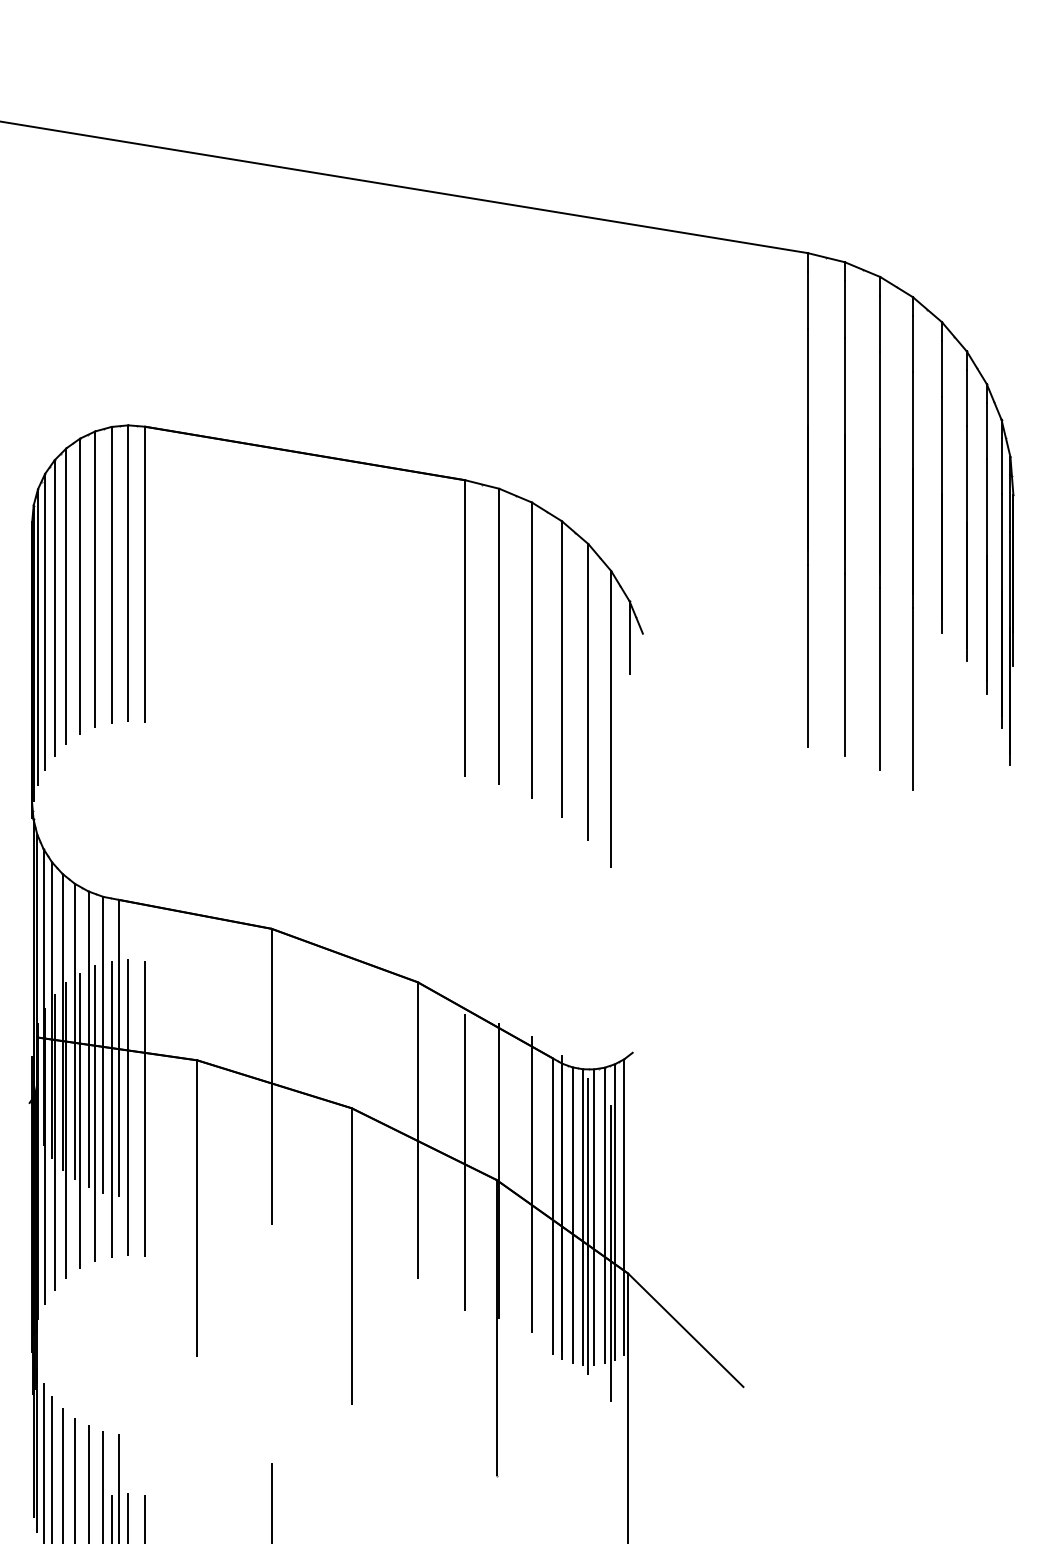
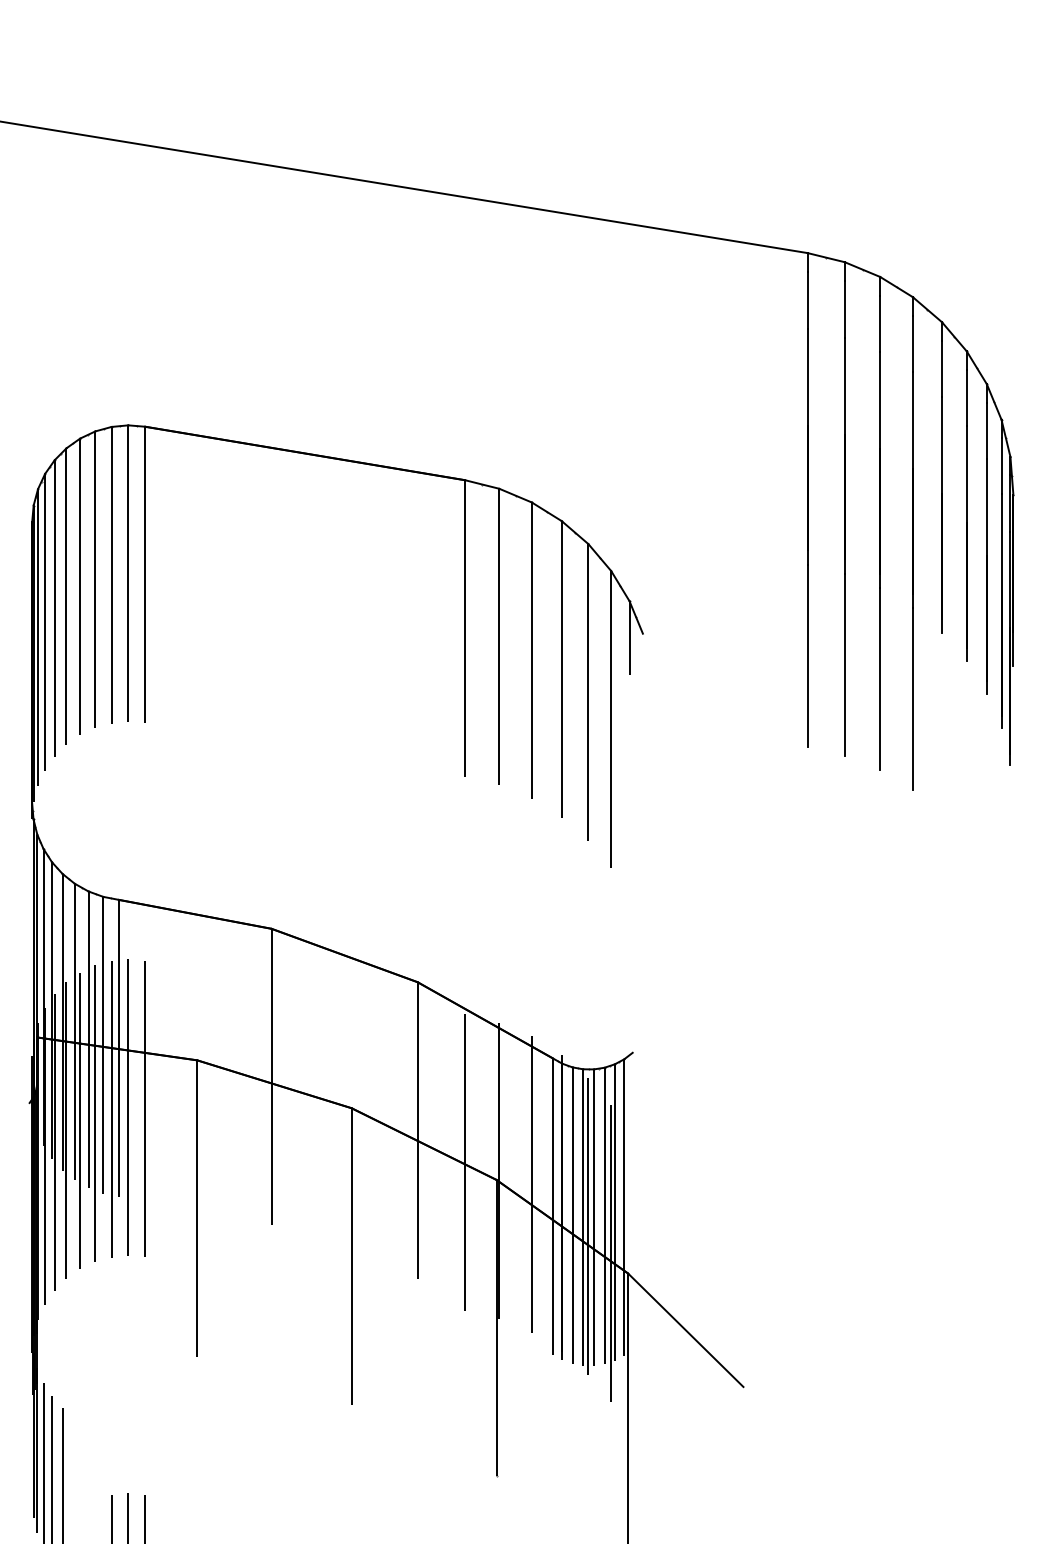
line: present -> none (74, 1478)
line: present -> none (88, 1482)
line: present -> none (103, 1485)
line: present -> none (118, 1486)
line: present -> none (271, 1501)
